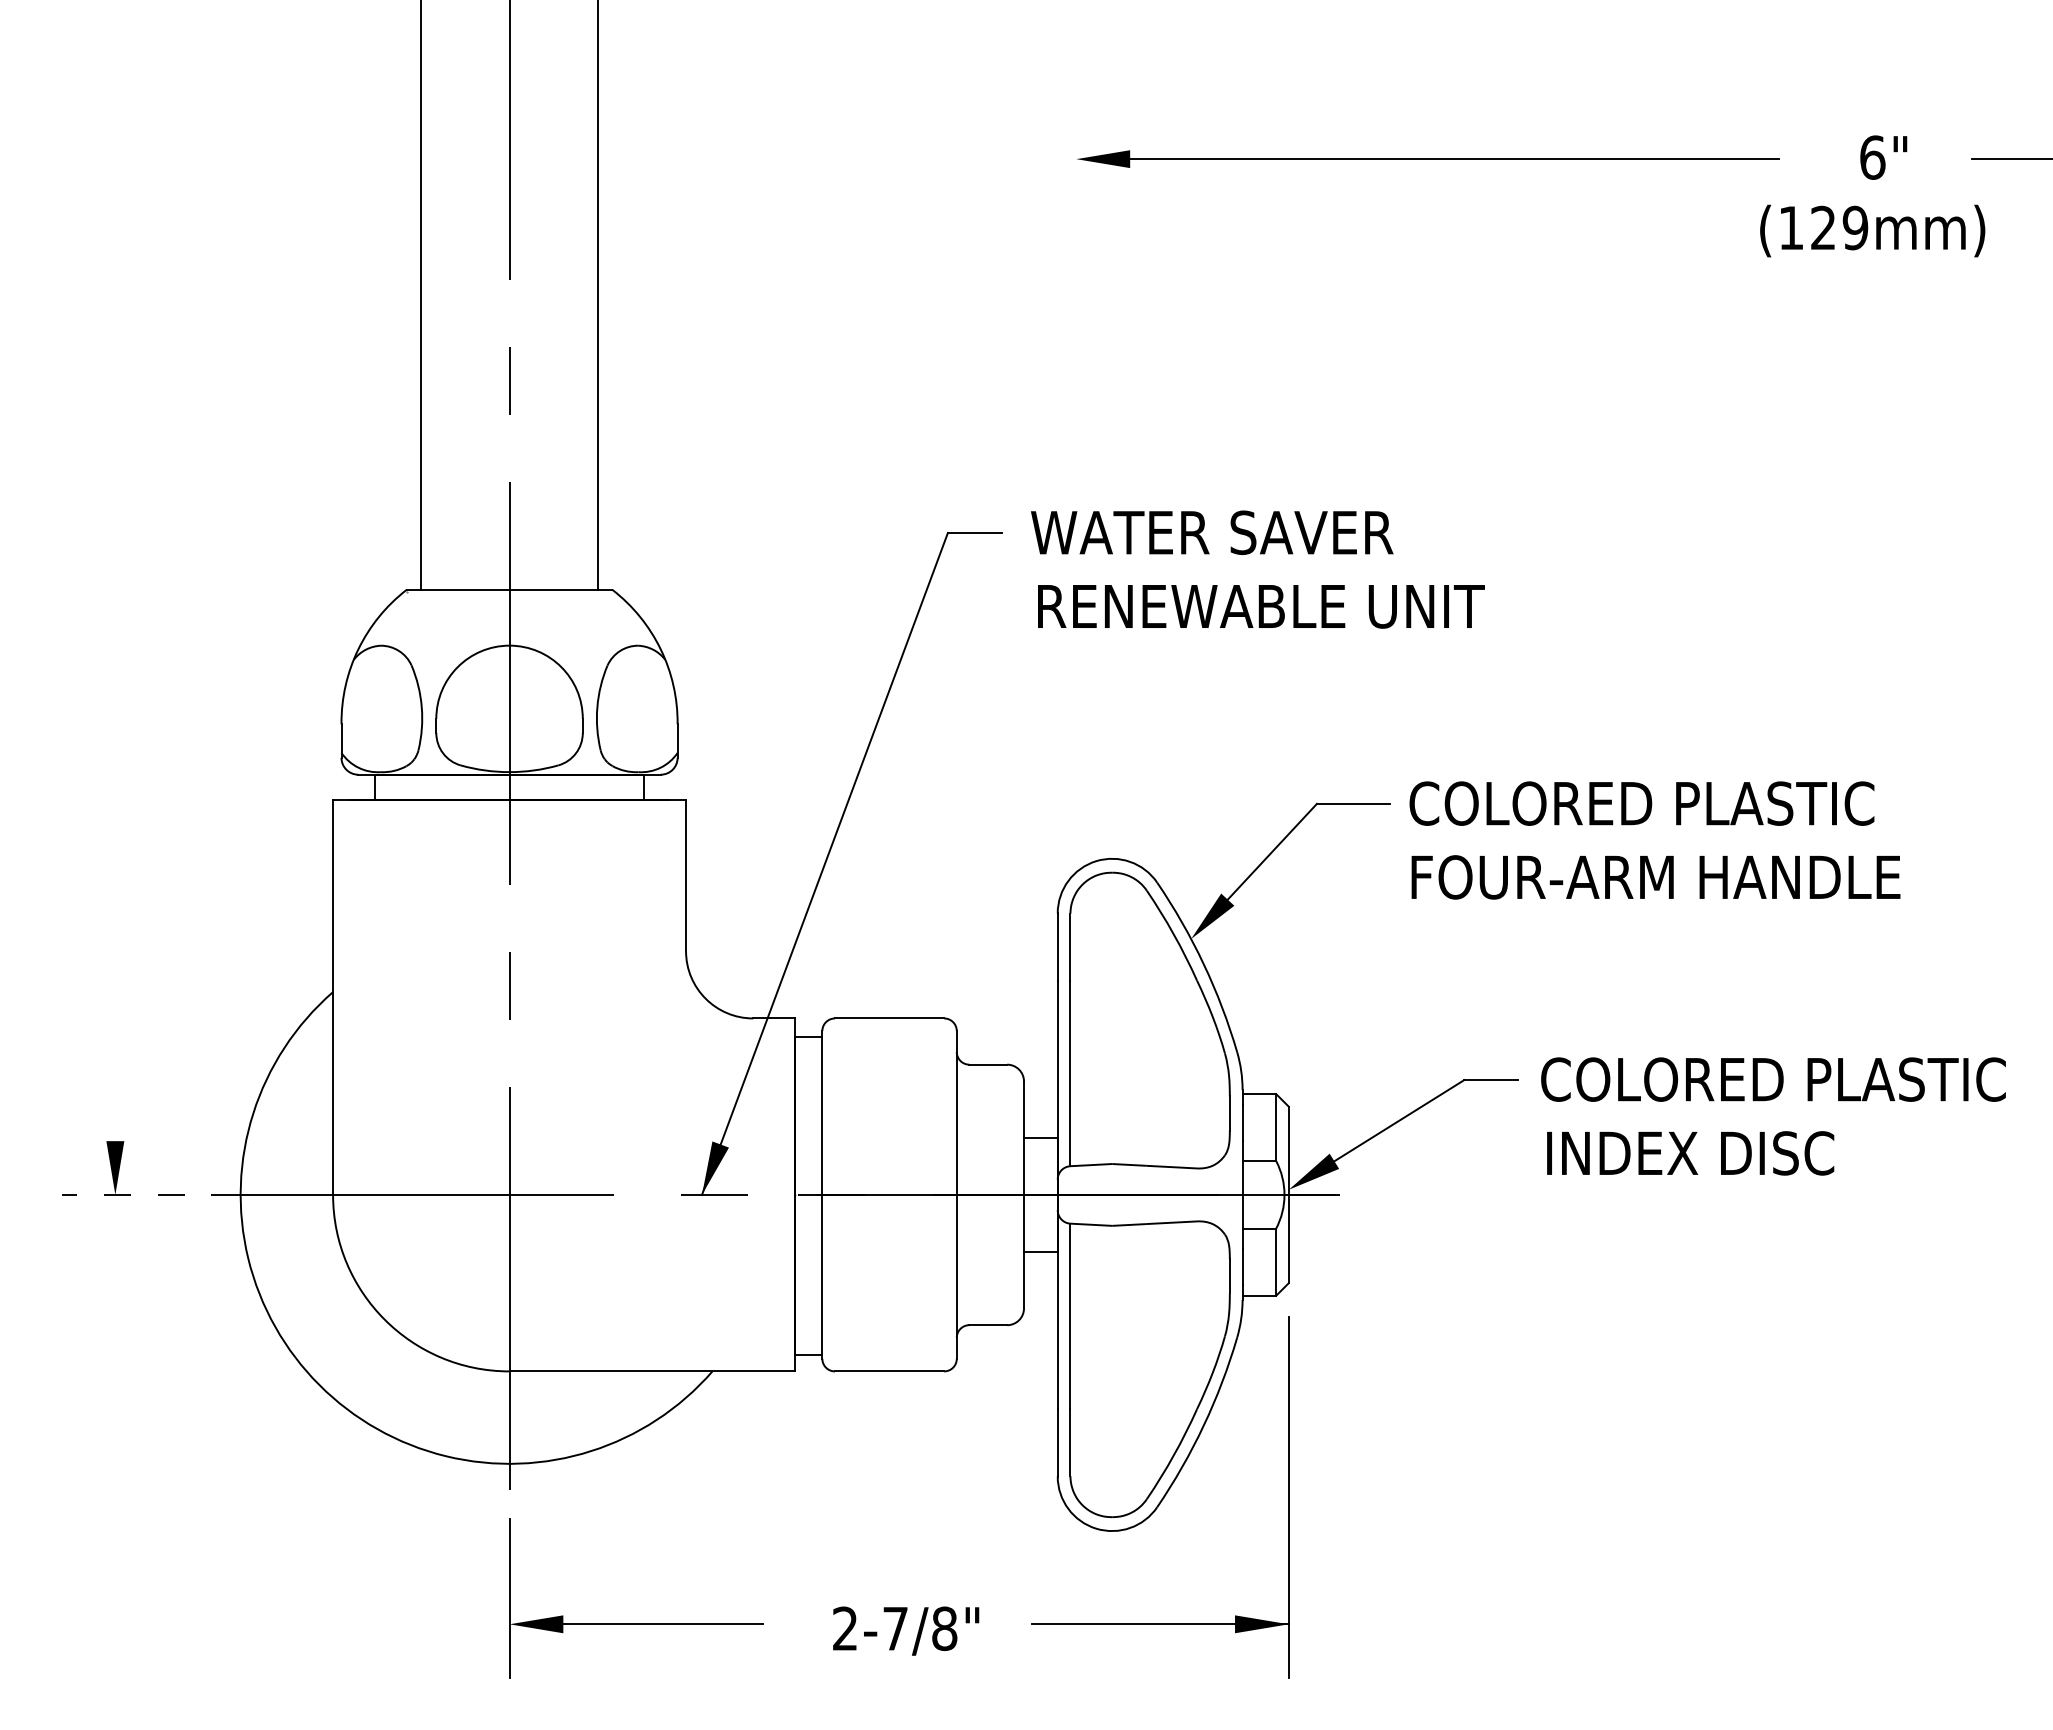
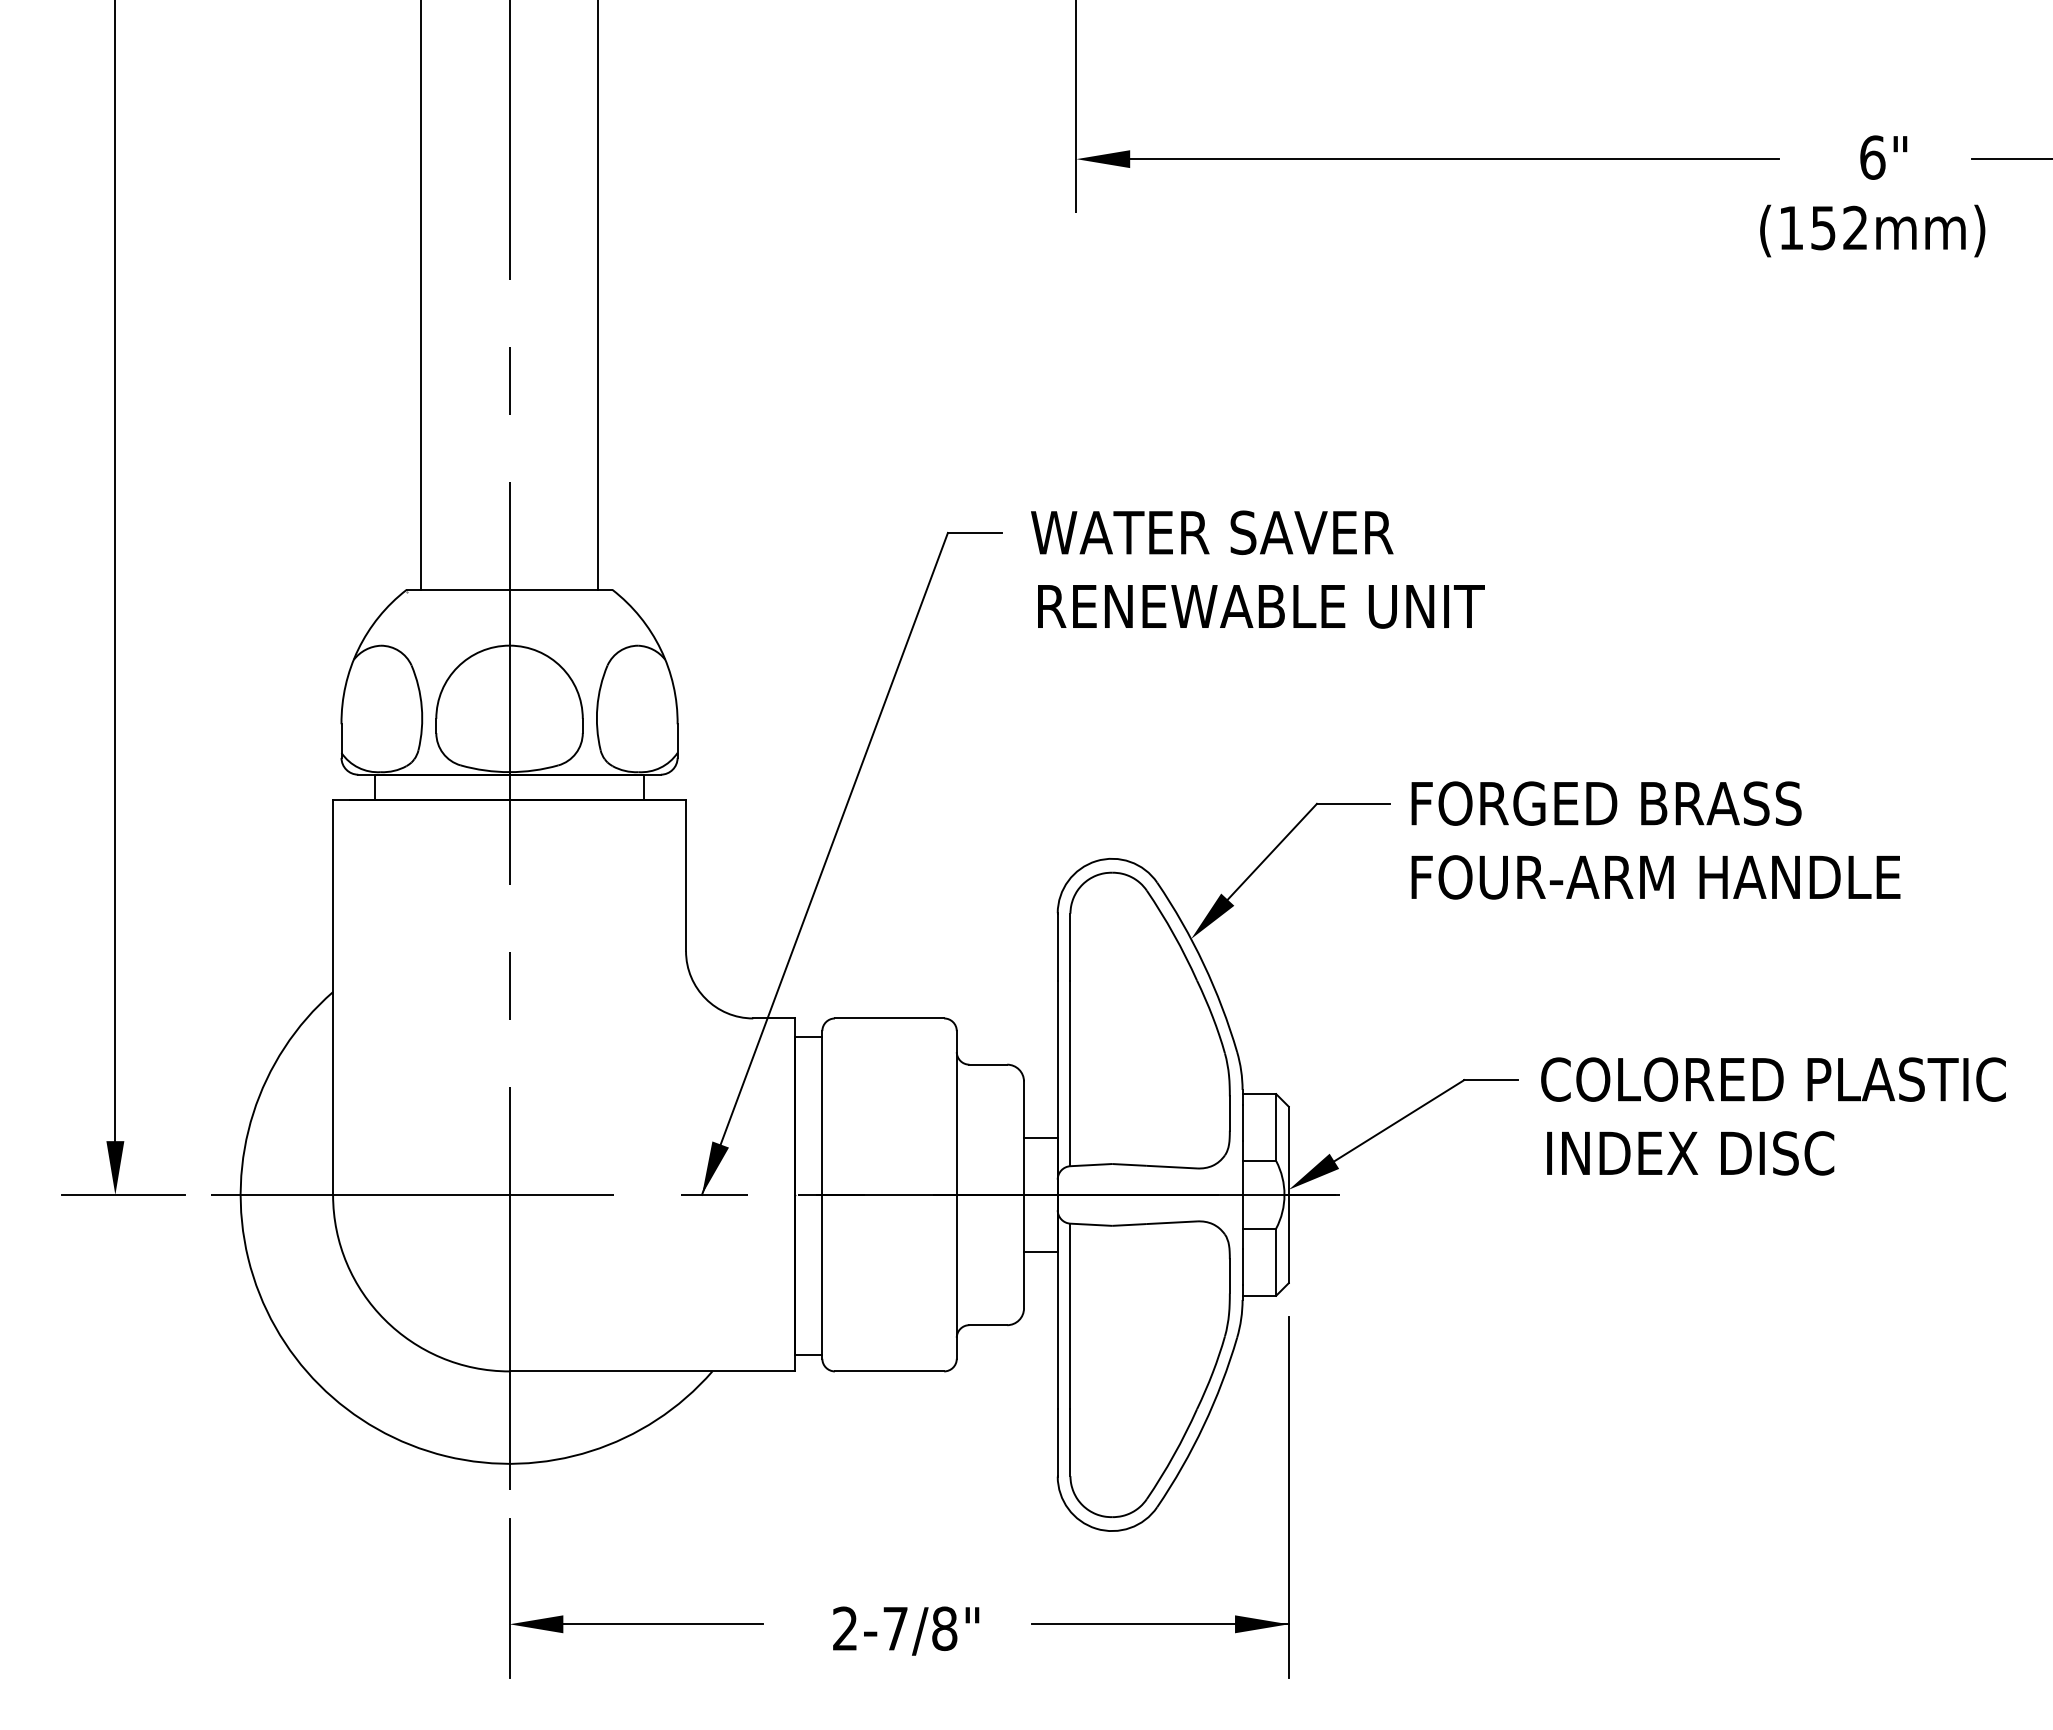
line: none -> present (1076, 107)
text: (129mm) -> (152mm) (1839, 227)
line: none -> present (115, 571)
text: COLORED PLASTIC -> FORGED BRASS (1641, 803)
line: dashed -> solid (123, 1194)
